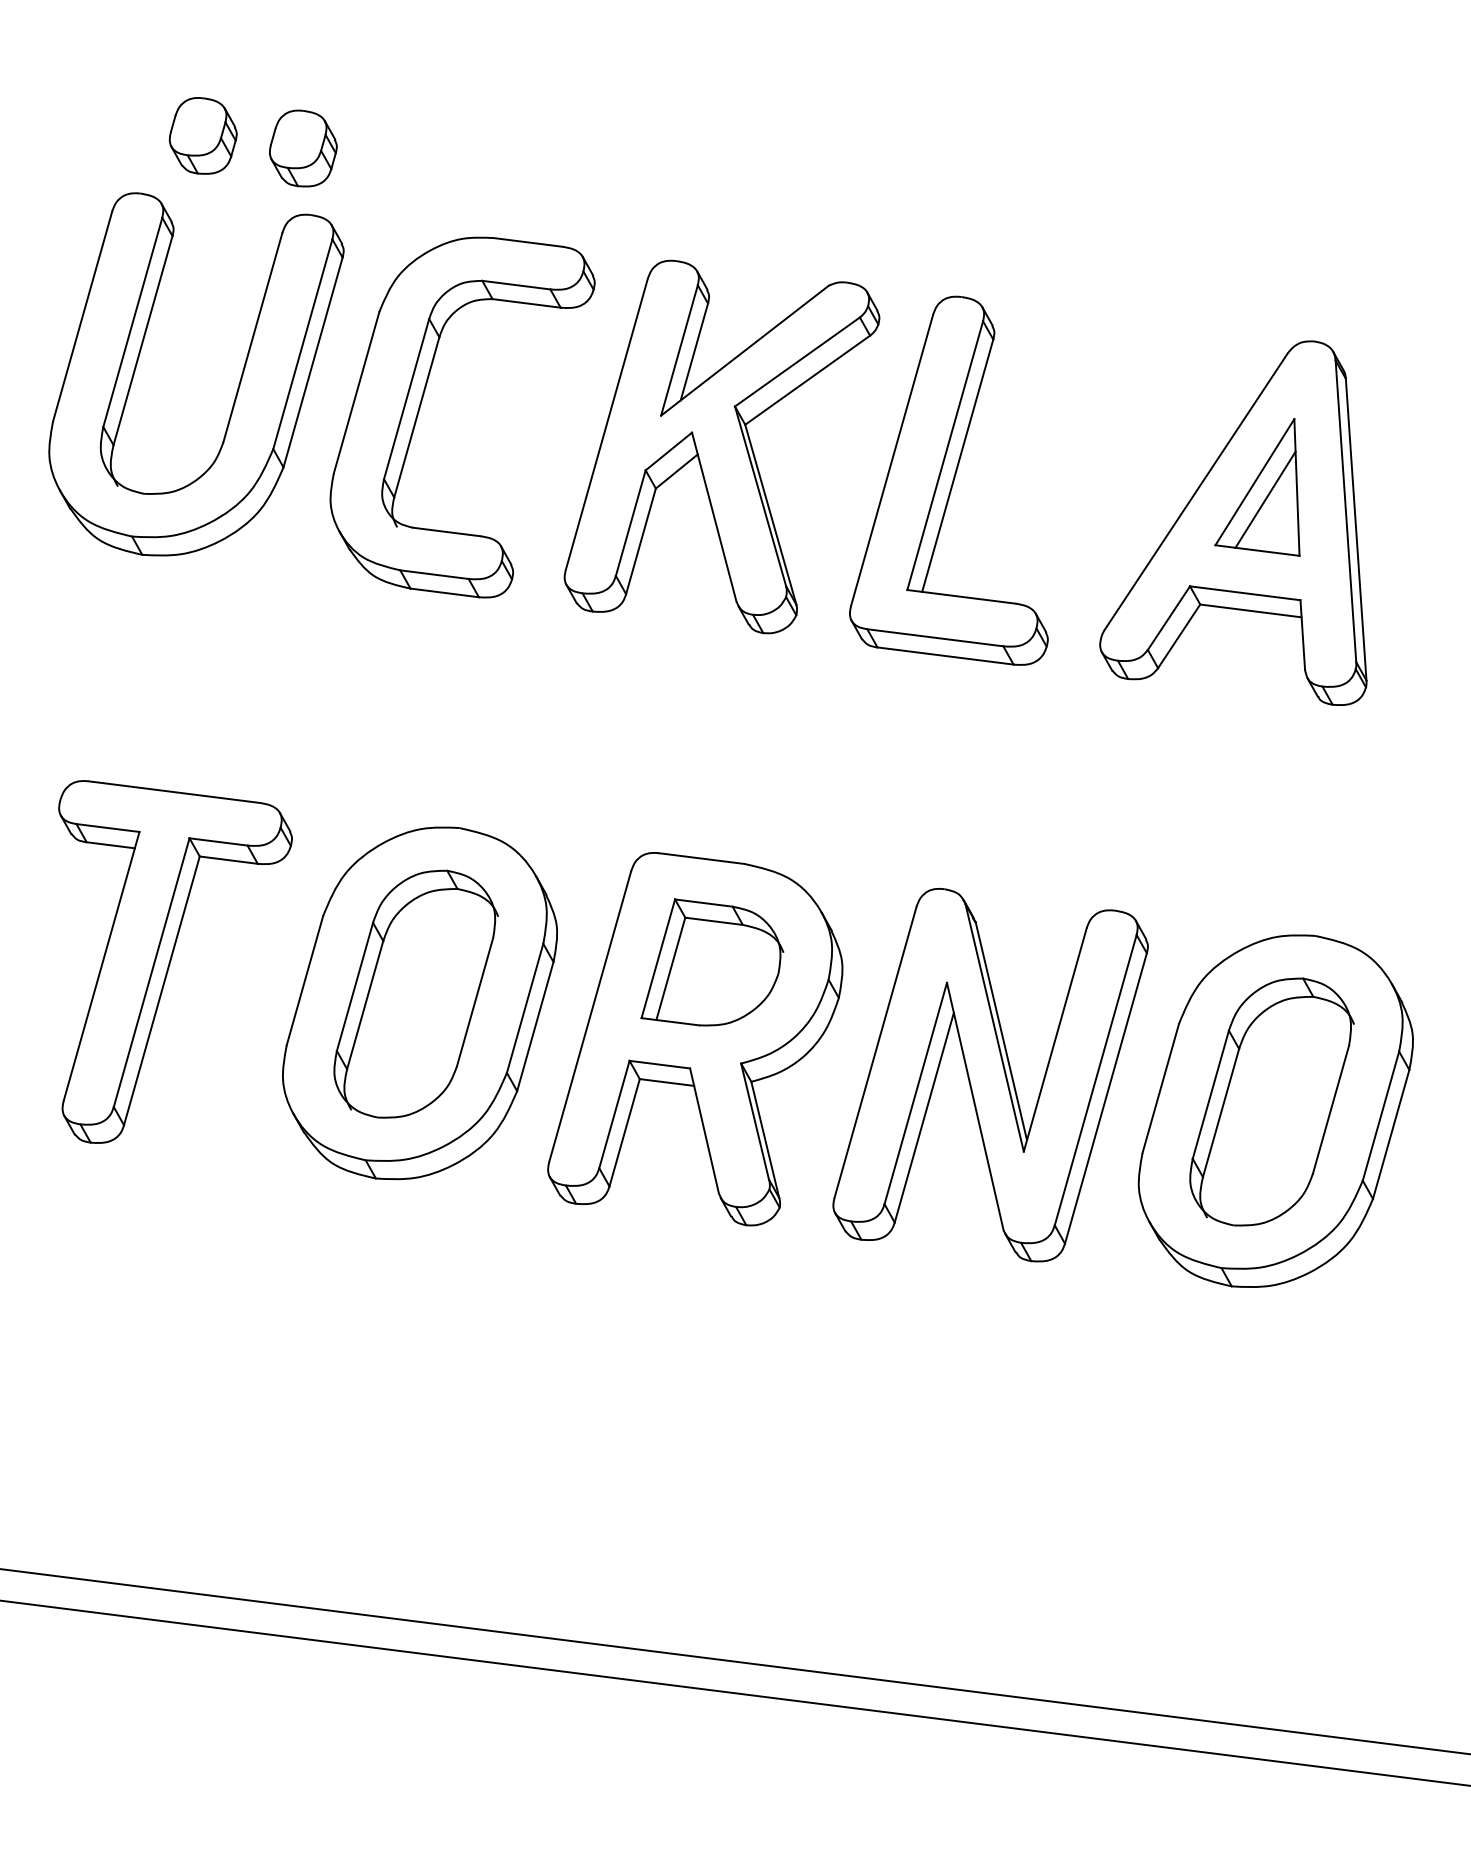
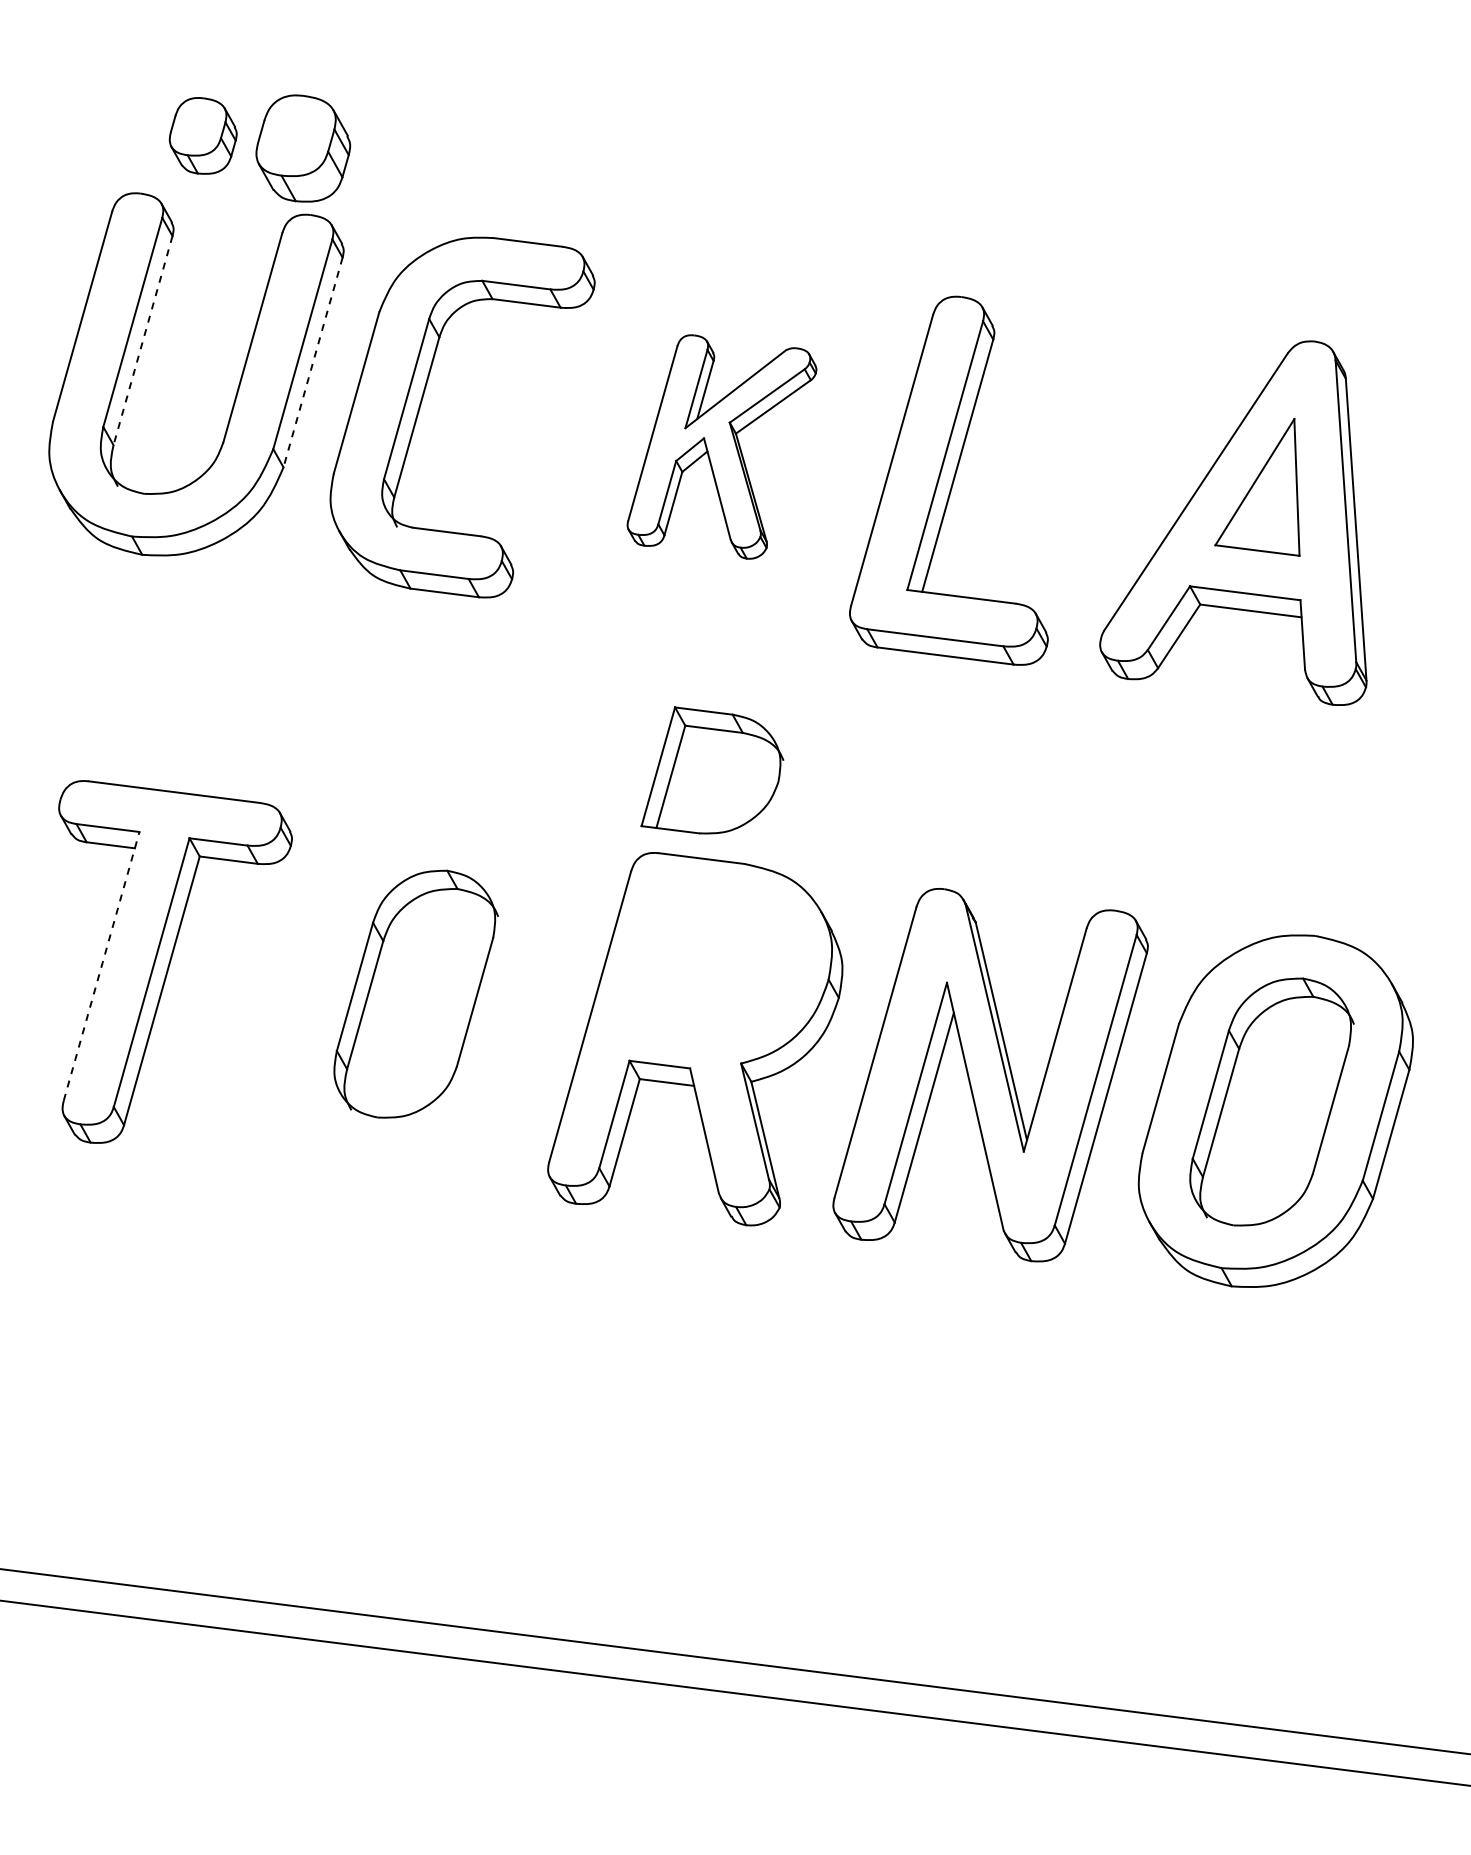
part size: 69x79 px -> 97x109 px (303, 148)
line: solid -> dashed (143, 340)
line: solid -> dashed (313, 362)
part size: 318x376 px -> 192x226 px (721, 446)
line: present -> none (1265, 499)
part position: (712, 962) -> (712, 770) (712, 770)
line: solid -> dashed (101, 966)
part: present -> none (419, 1003)
